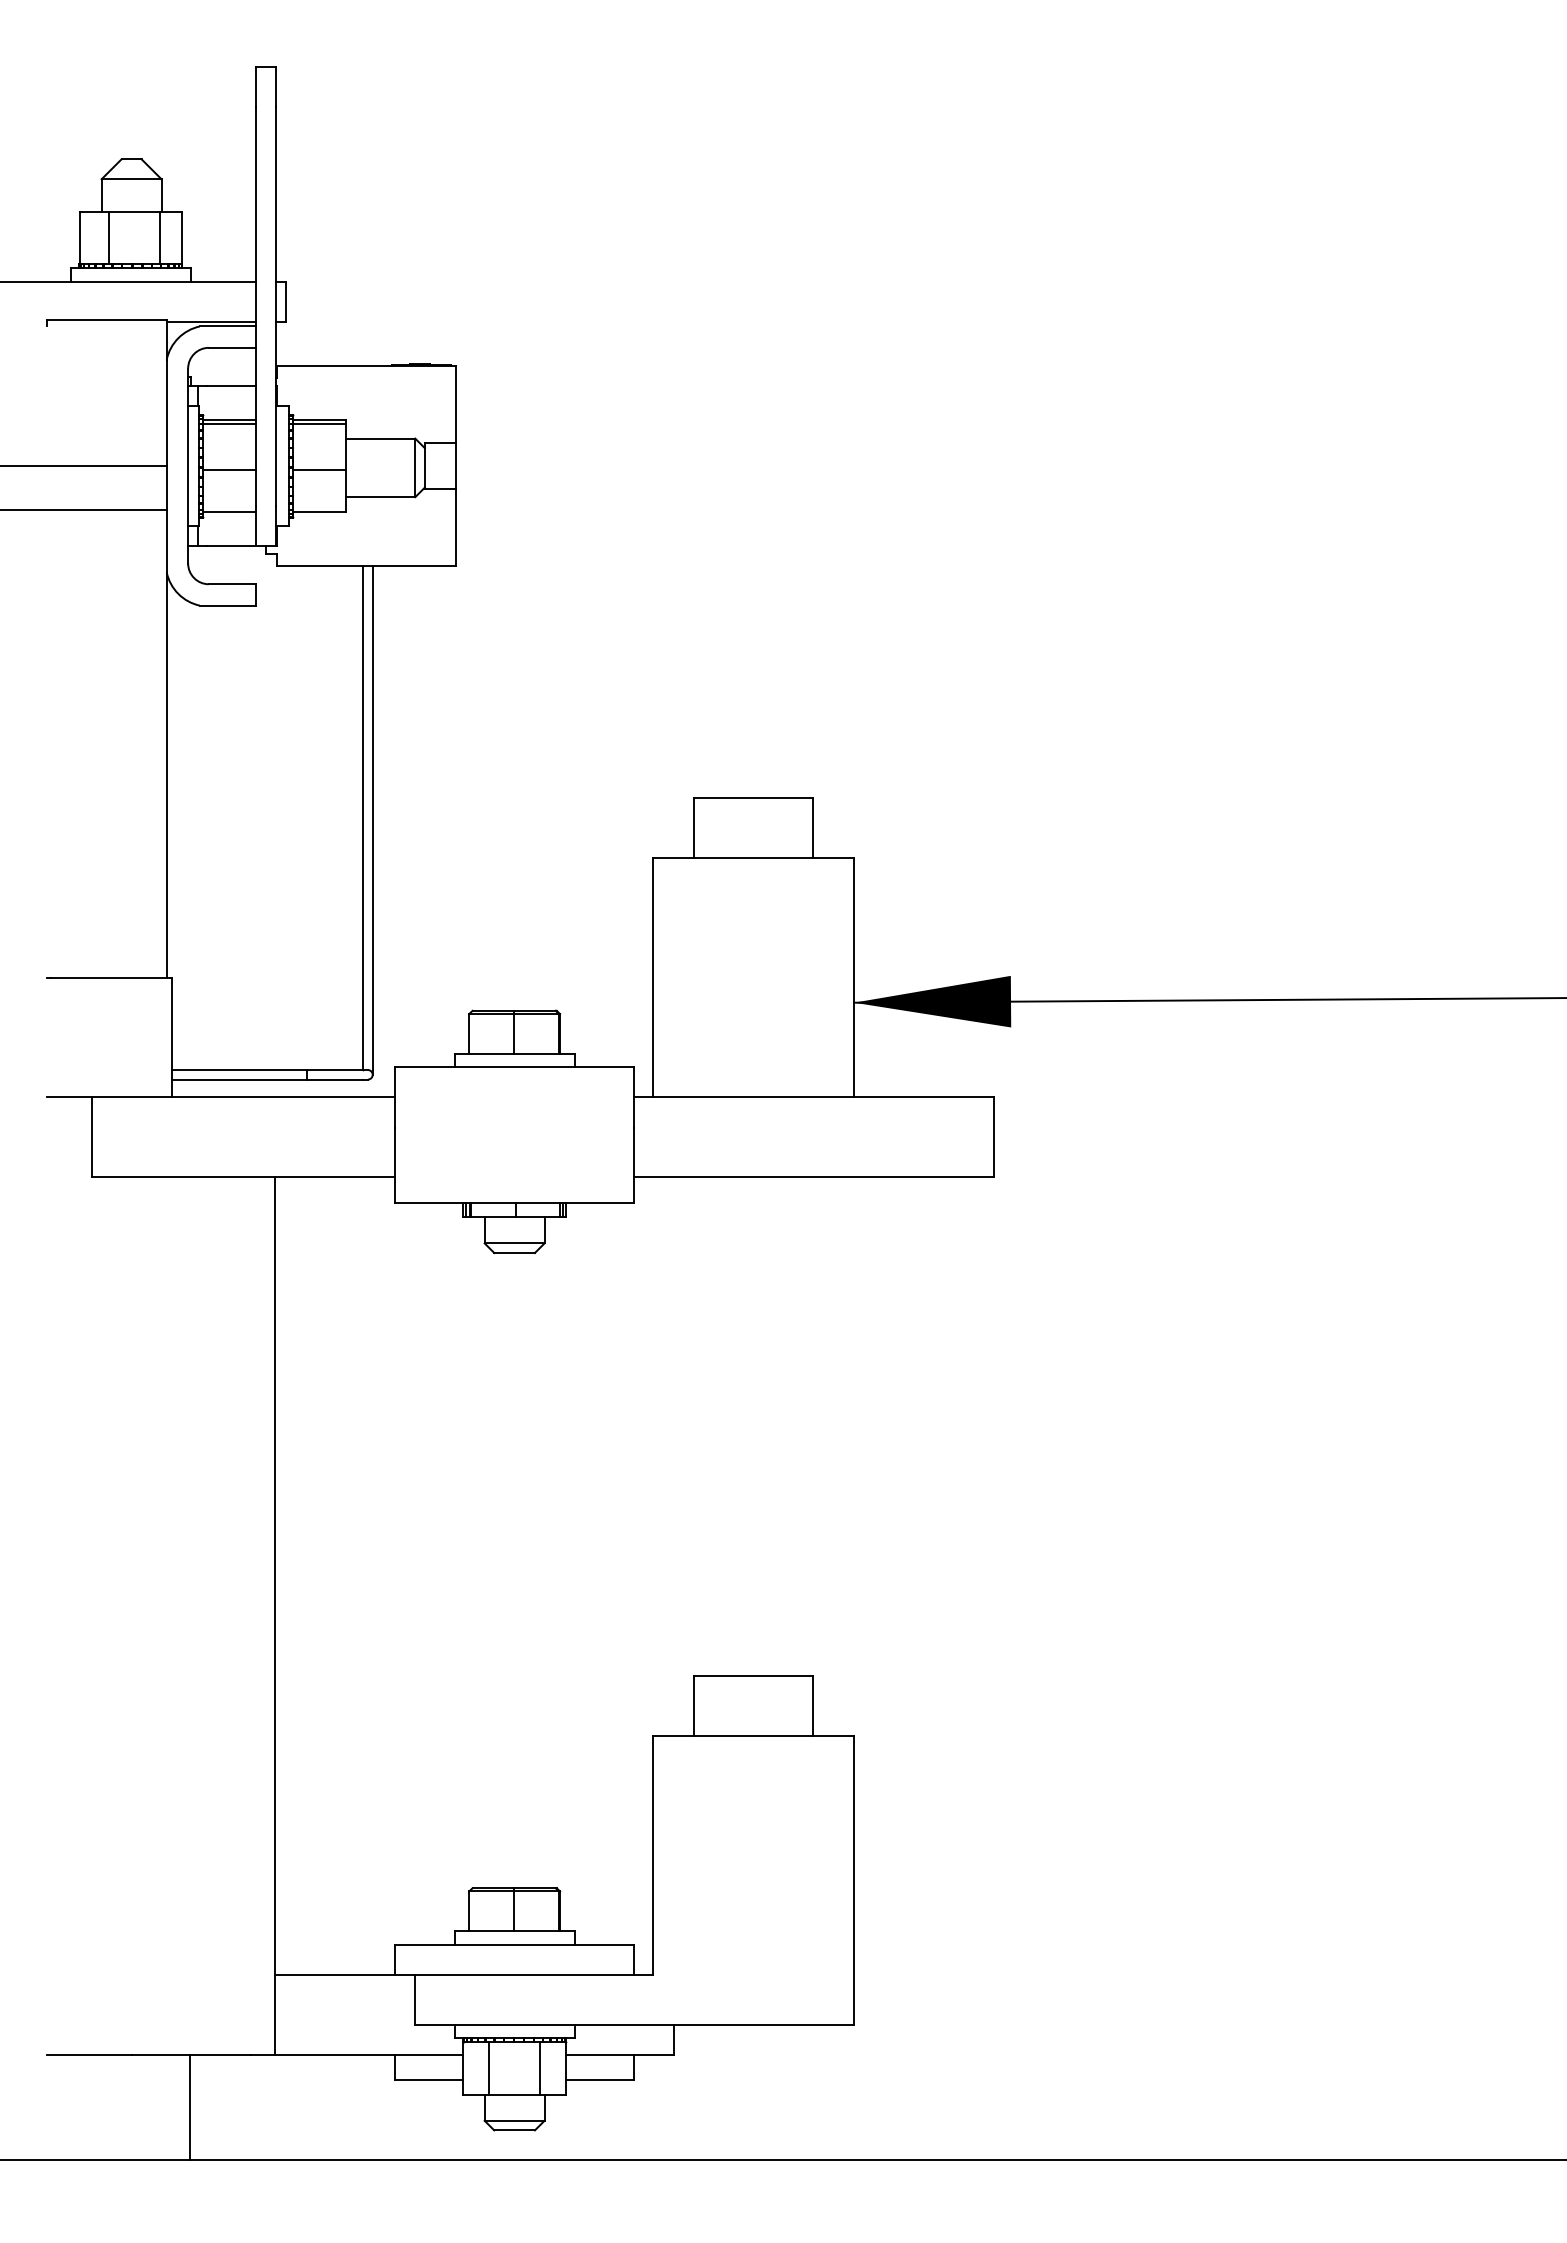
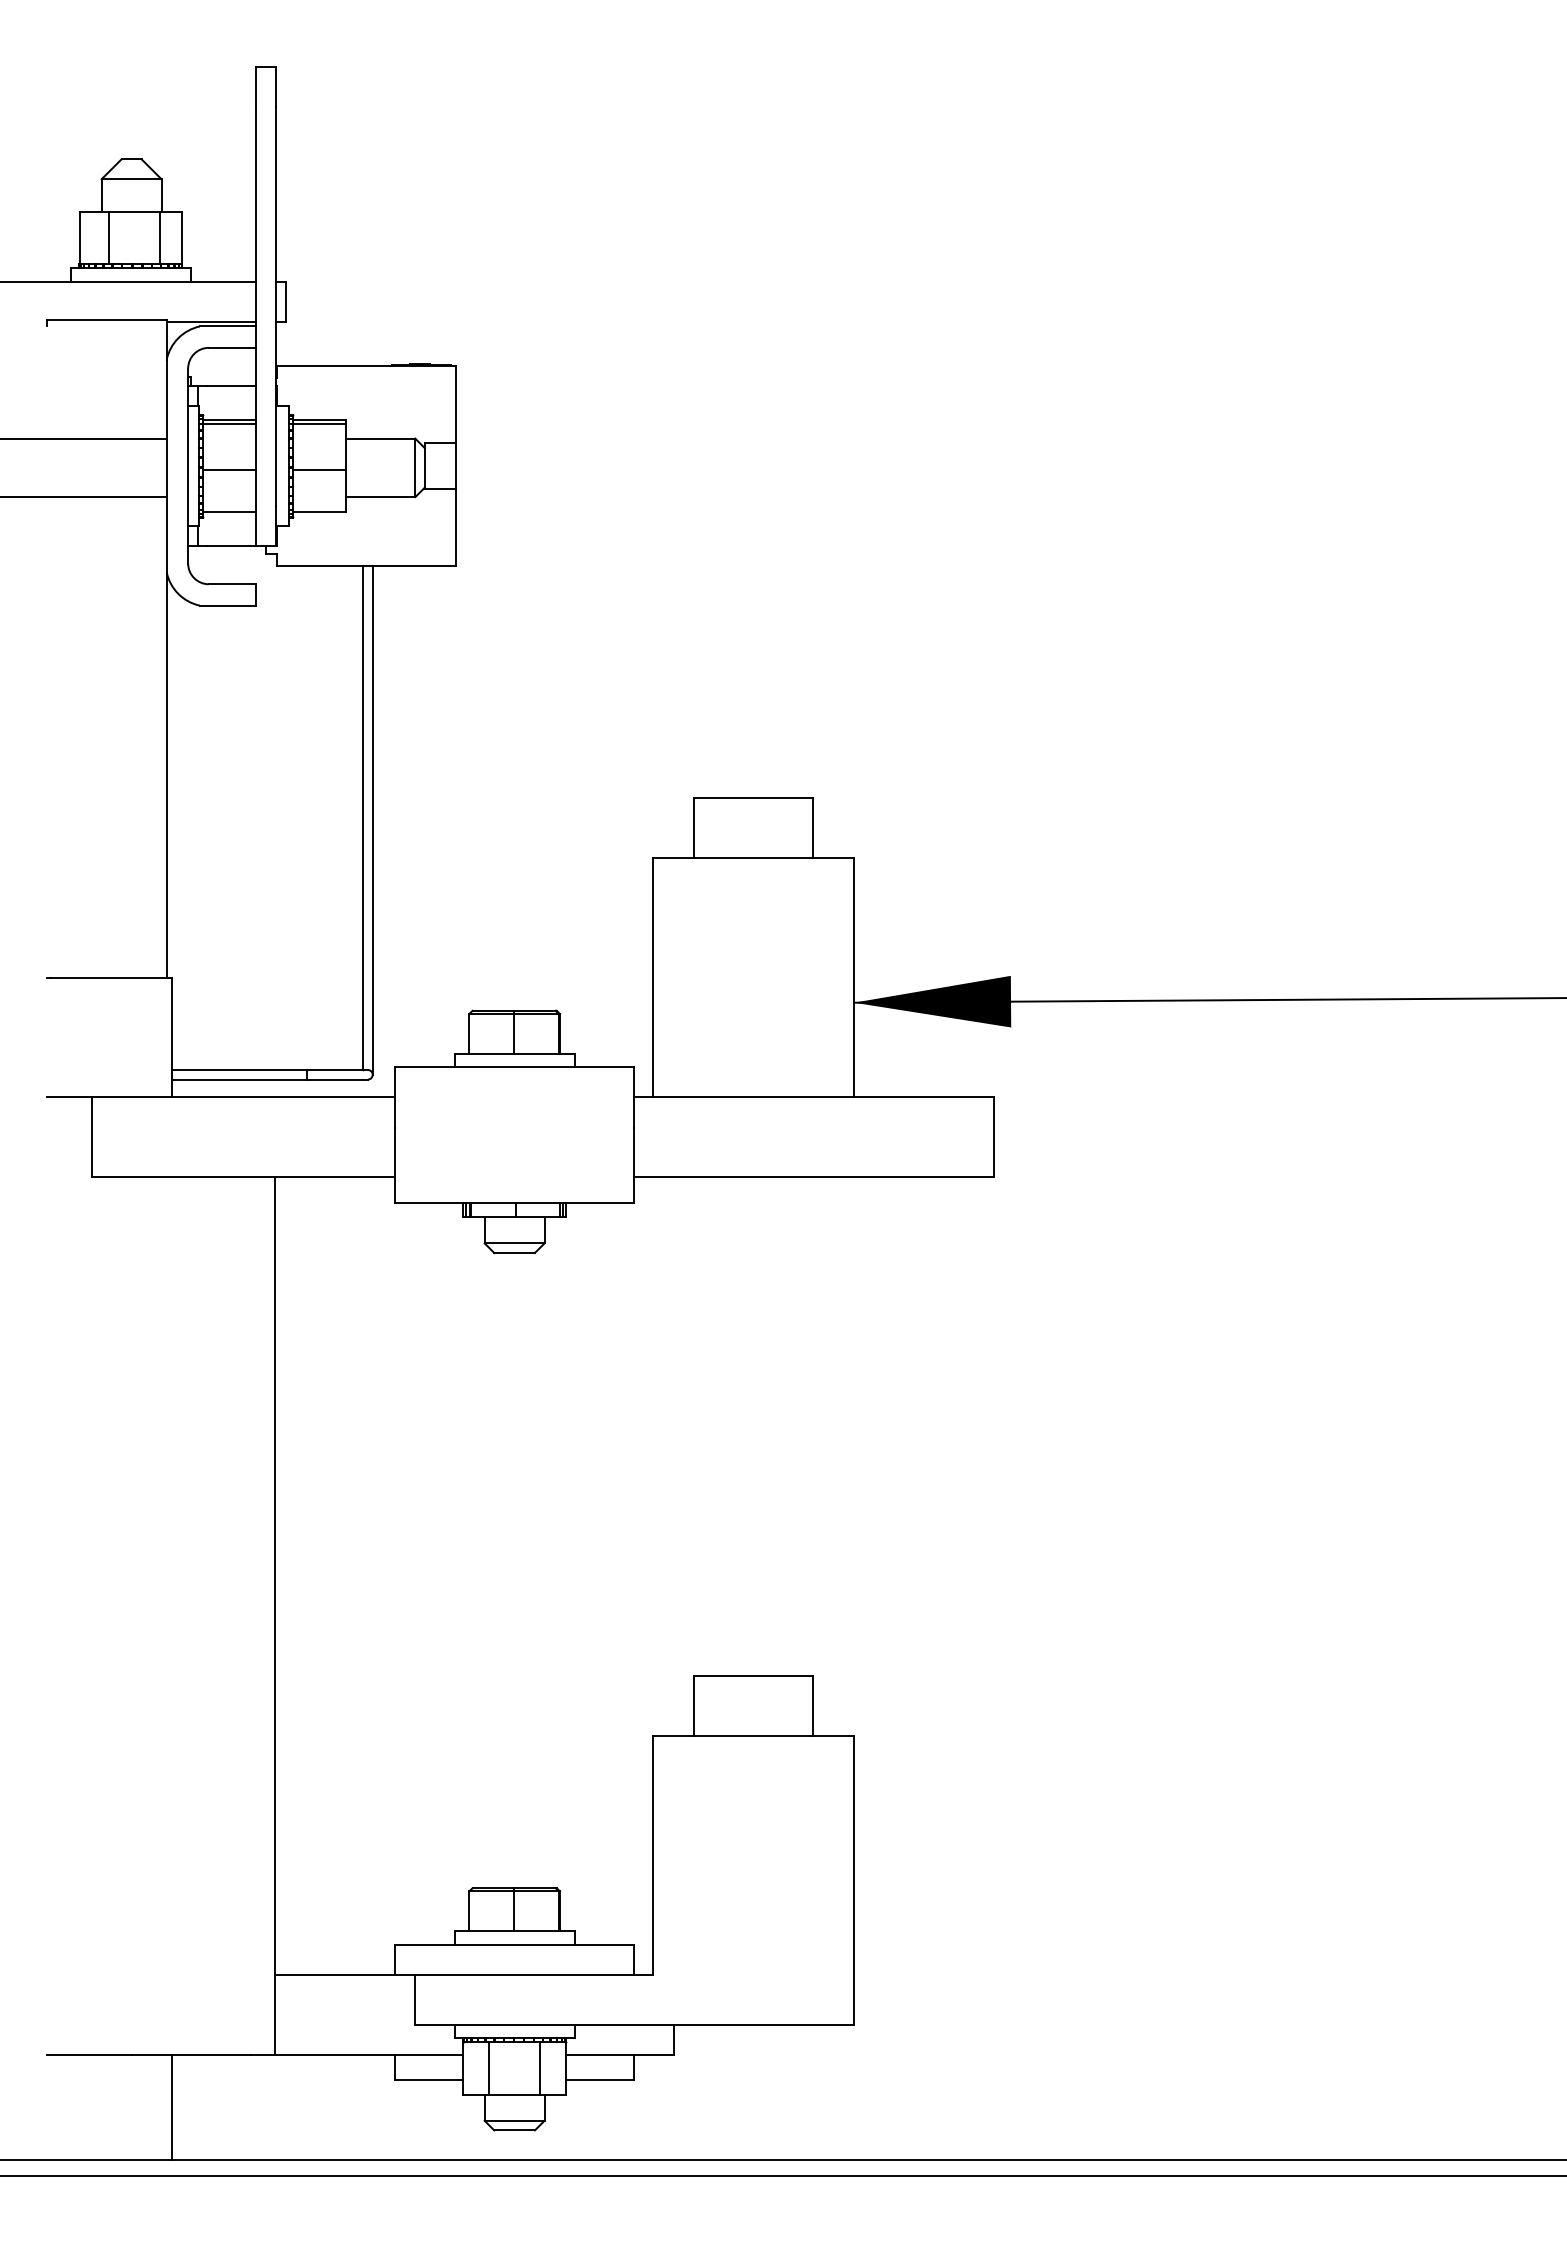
line position: (84, 465) -> (84, 438) (84, 438)
line position: (84, 510) -> (84, 497) (84, 497)
line position: (189, 2107) -> (171, 2107) (171, 2107)
line: none -> present (782, 2175)
